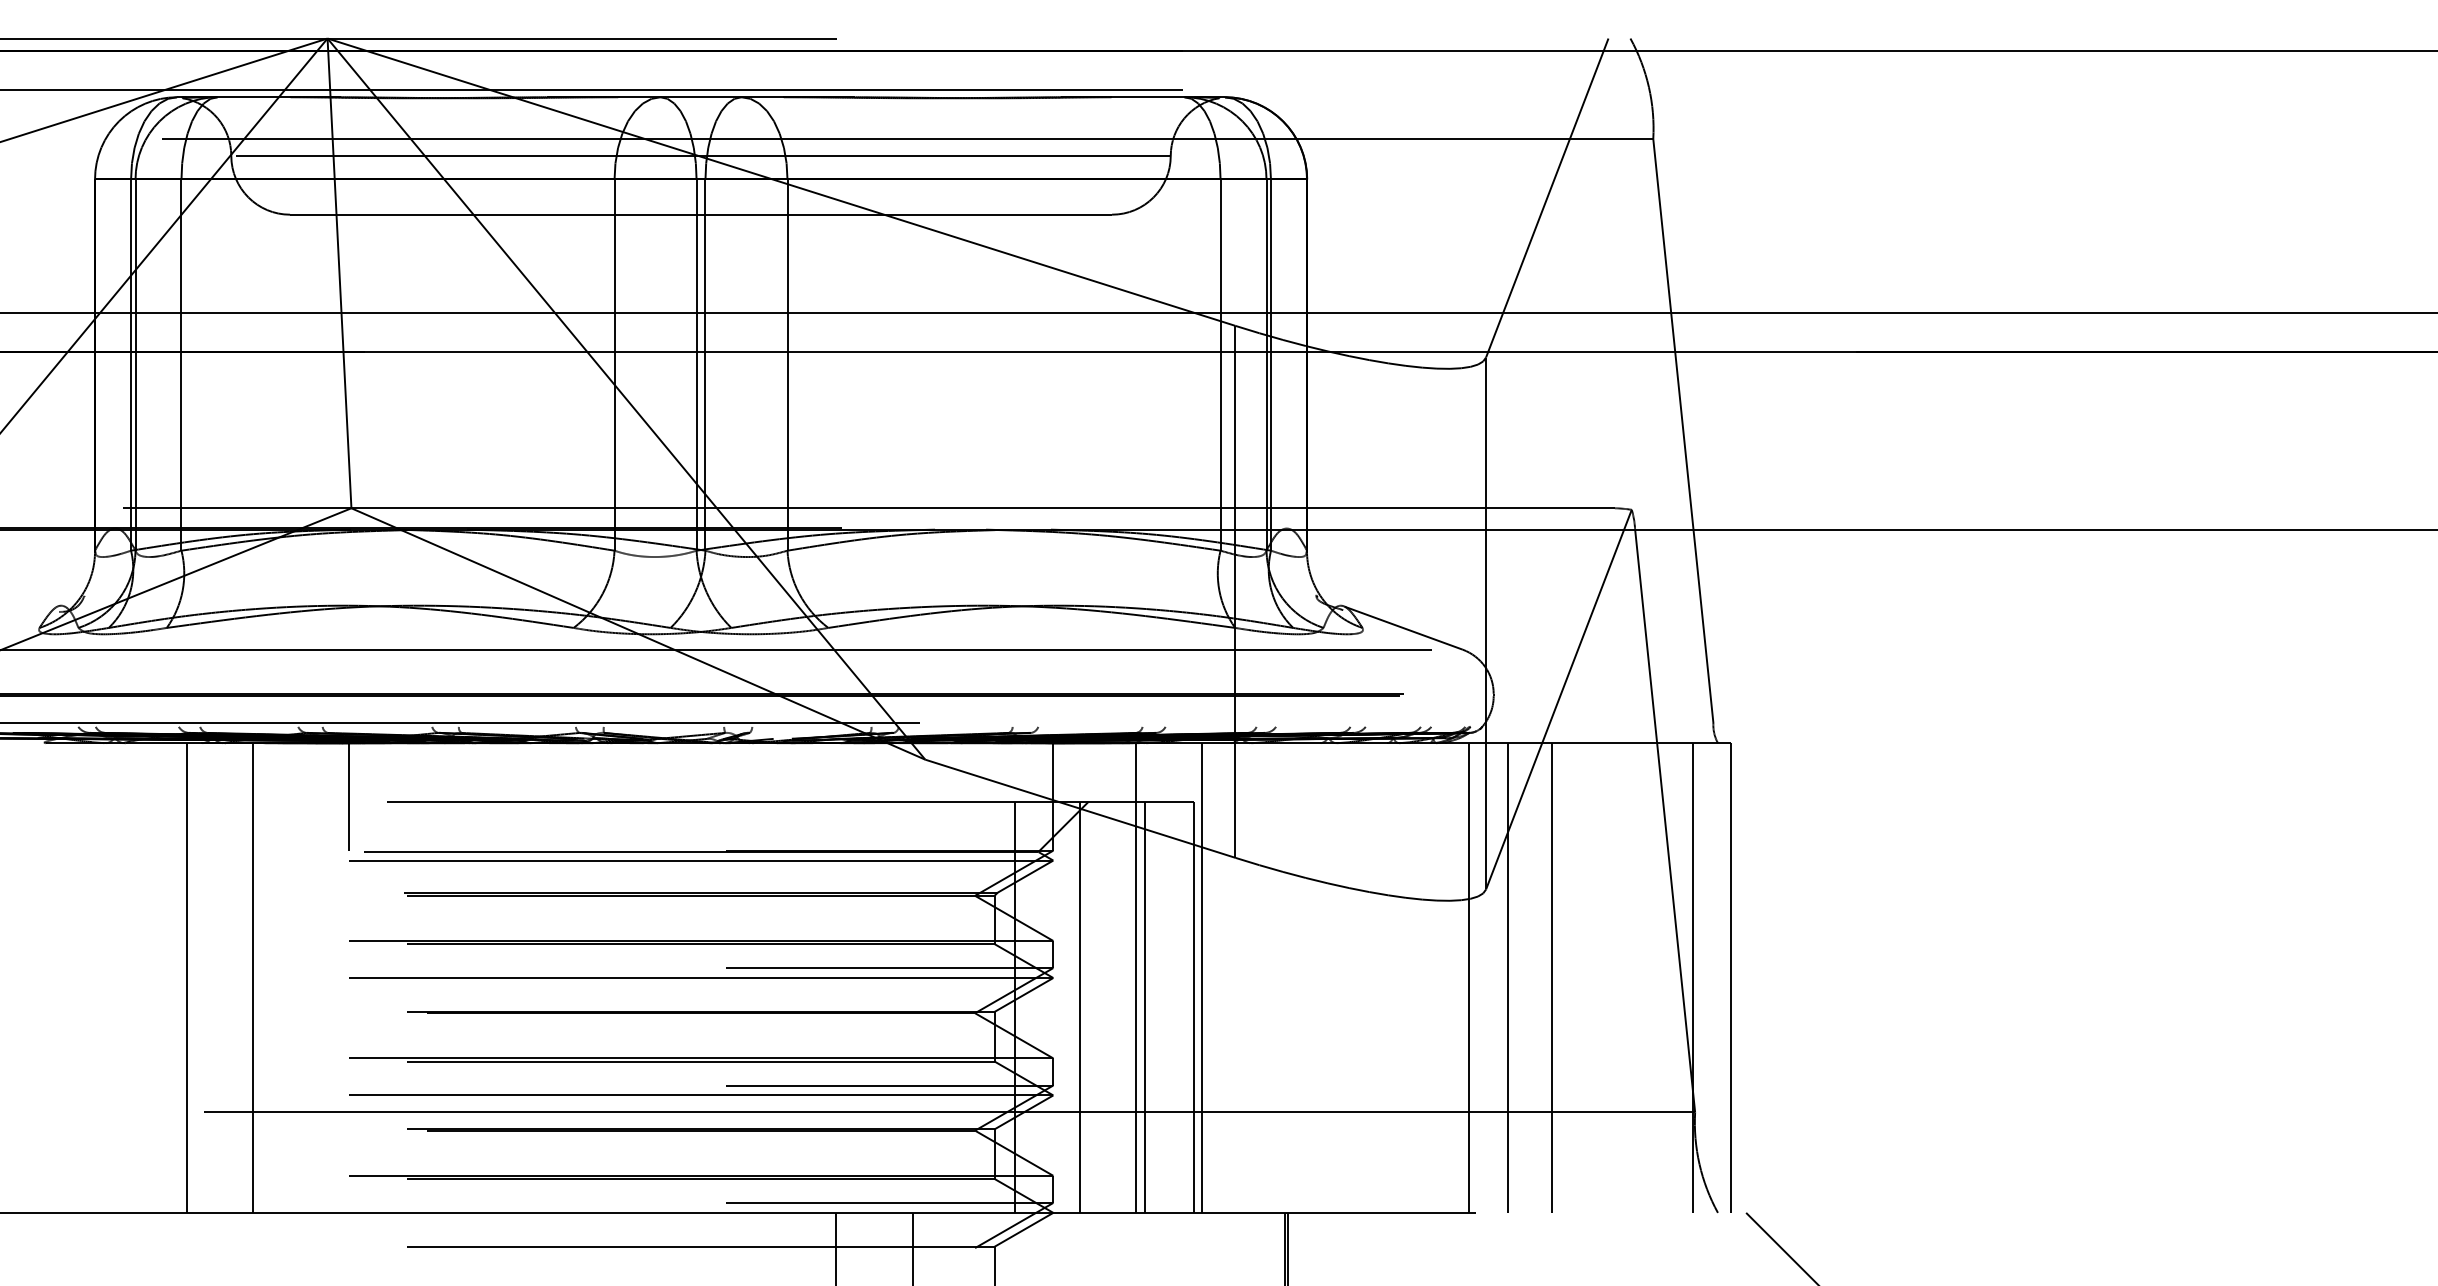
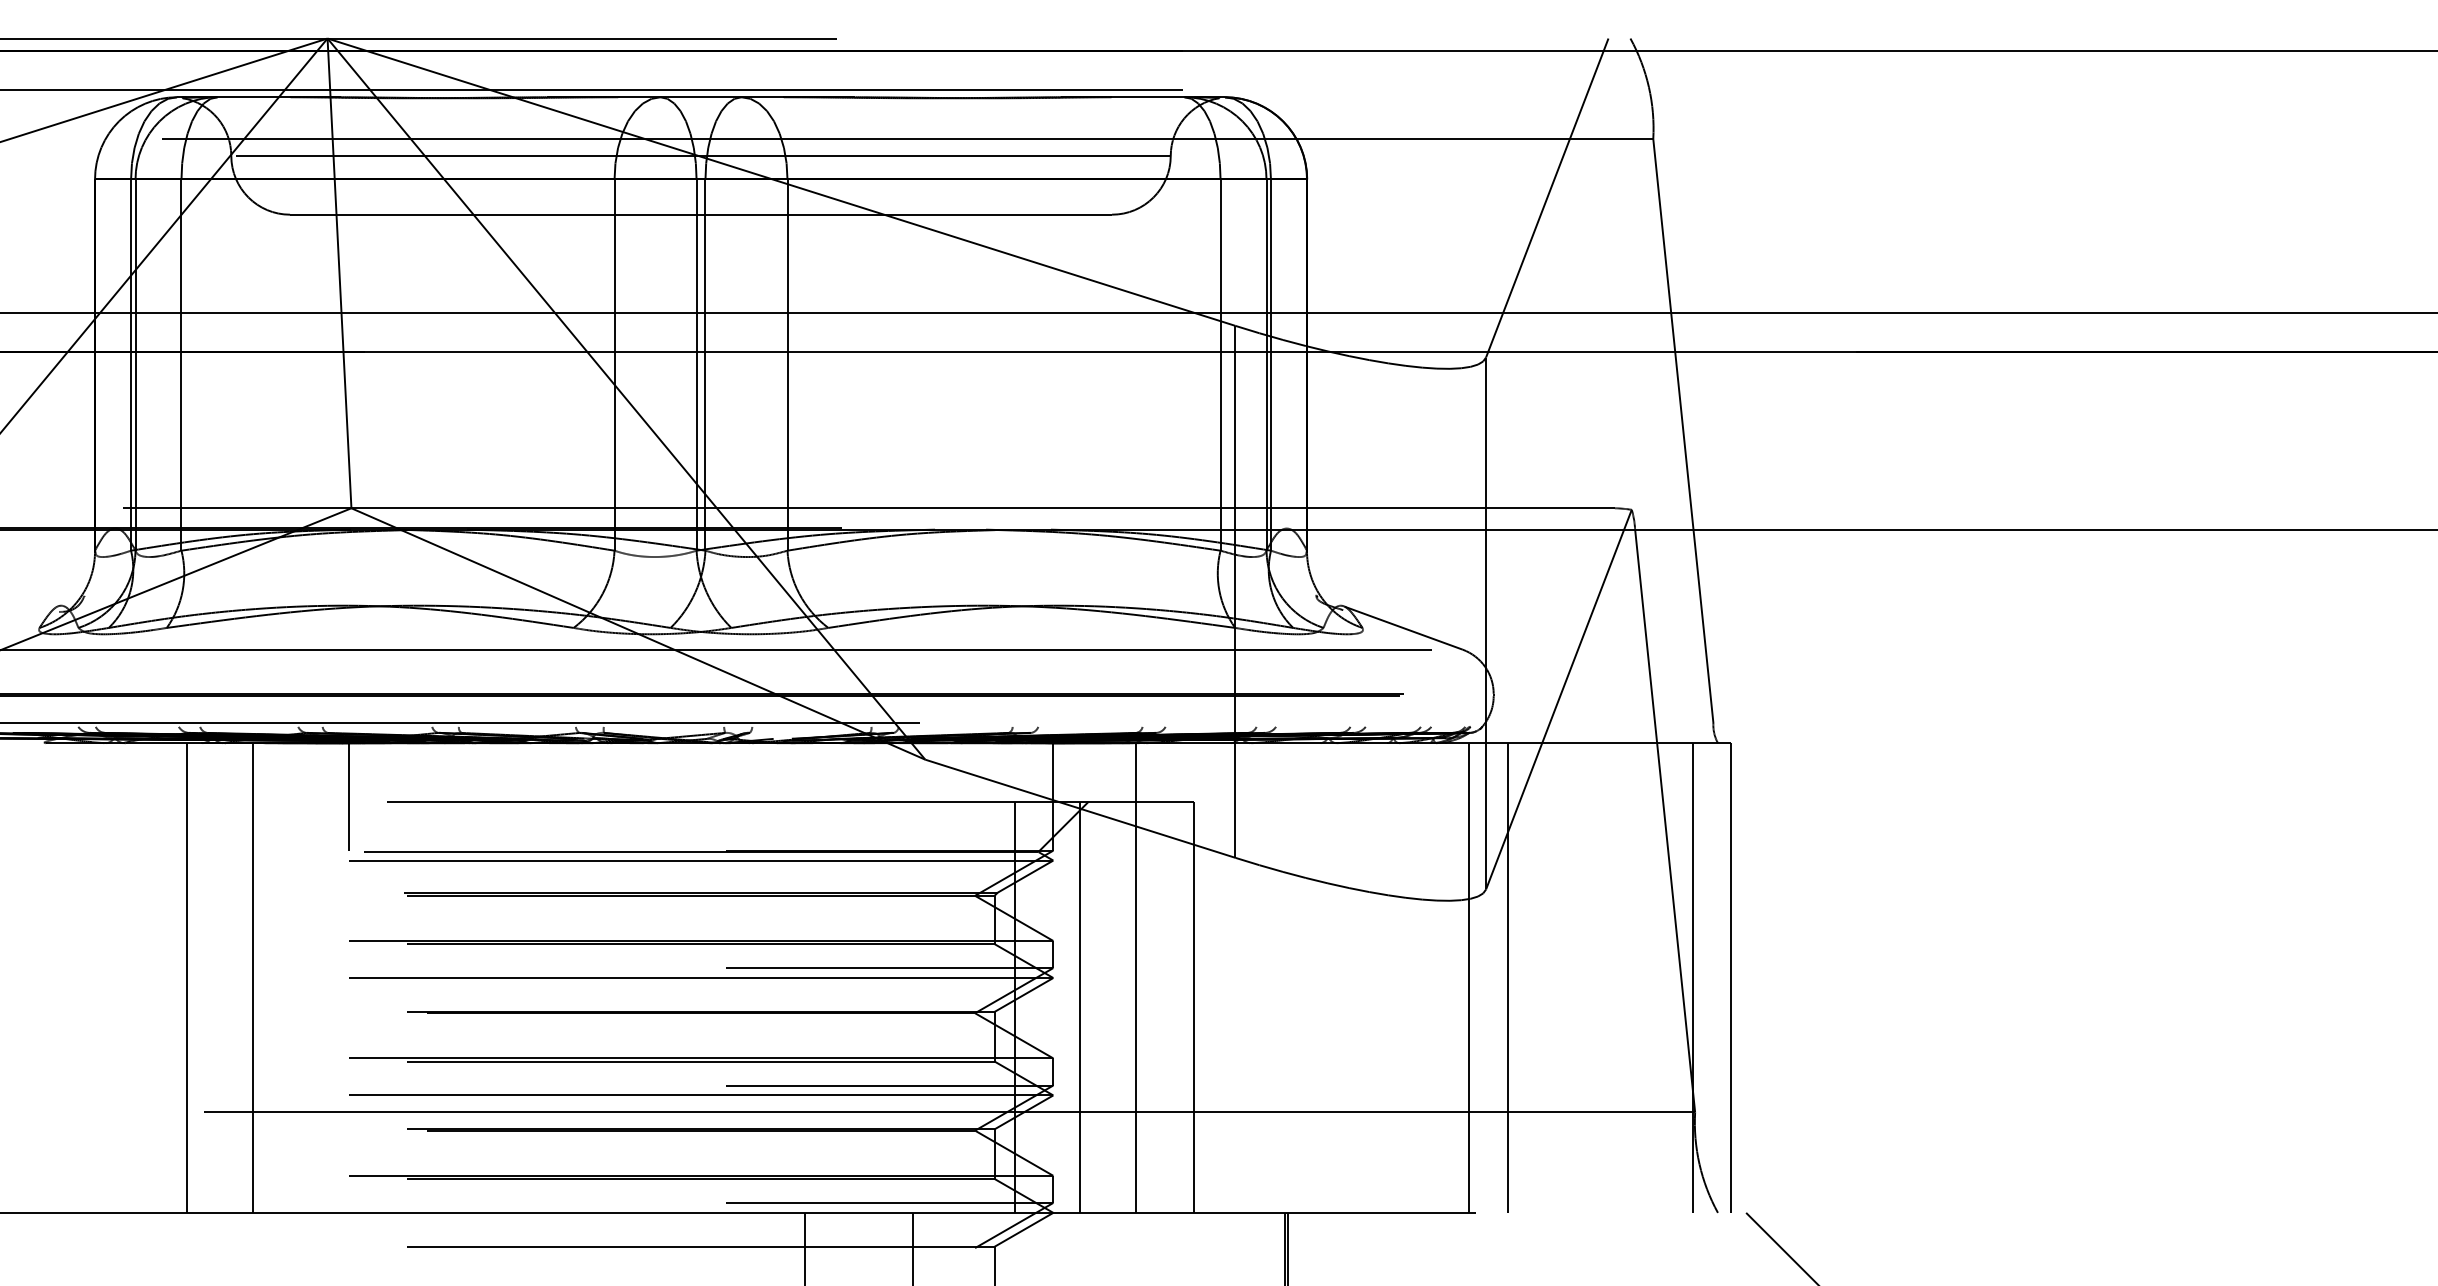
line: present -> none (1202, 977)
line: present -> none (1552, 977)
line: present -> none (1145, 1006)
line position: (835, 1247) -> (804, 1247) (804, 1247)
